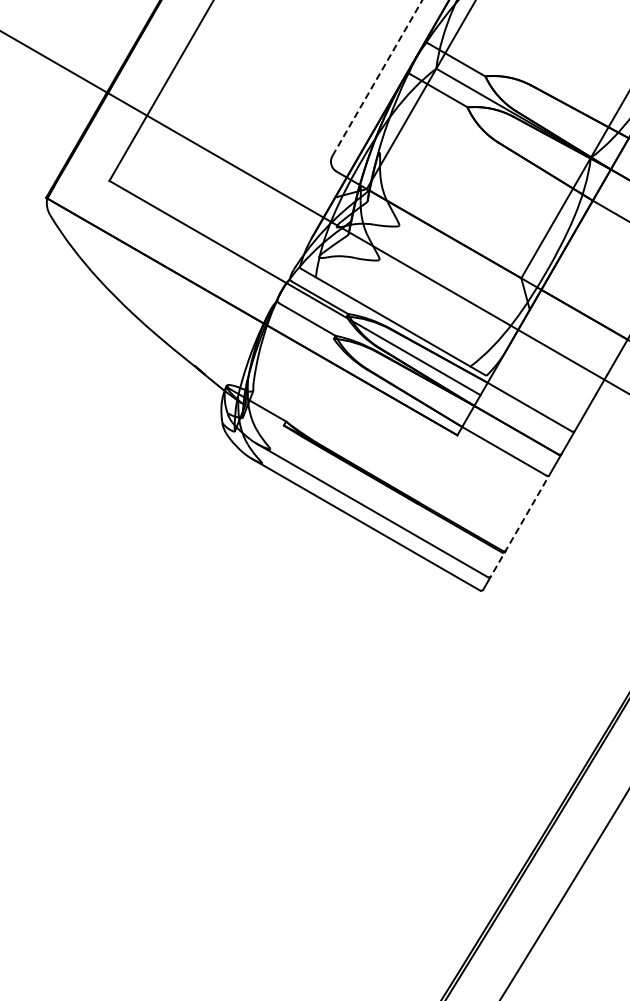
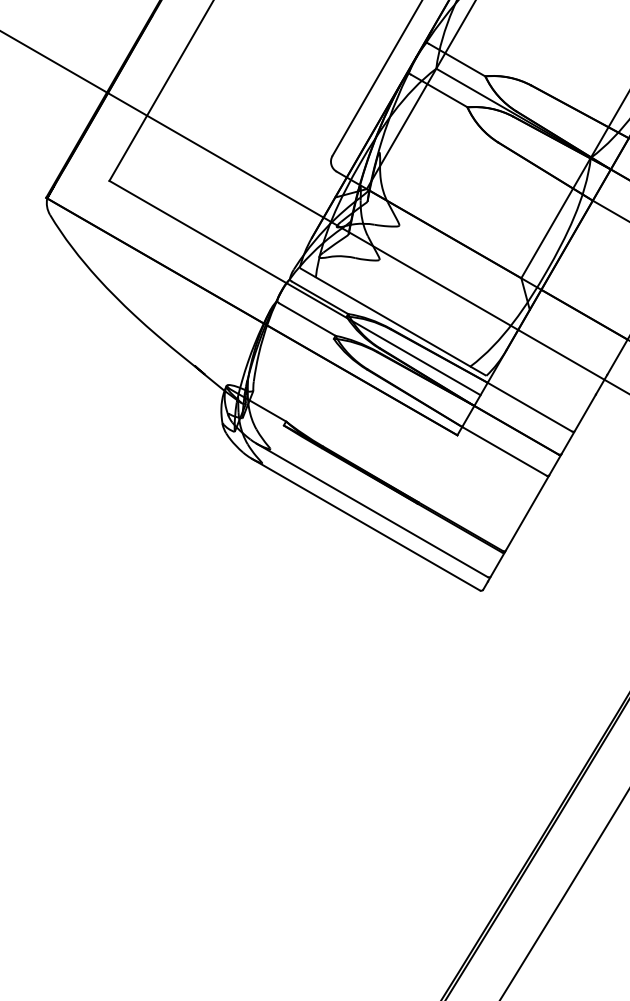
line: dashed -> solid (377, 78)
line: dashed -> solid (518, 528)
